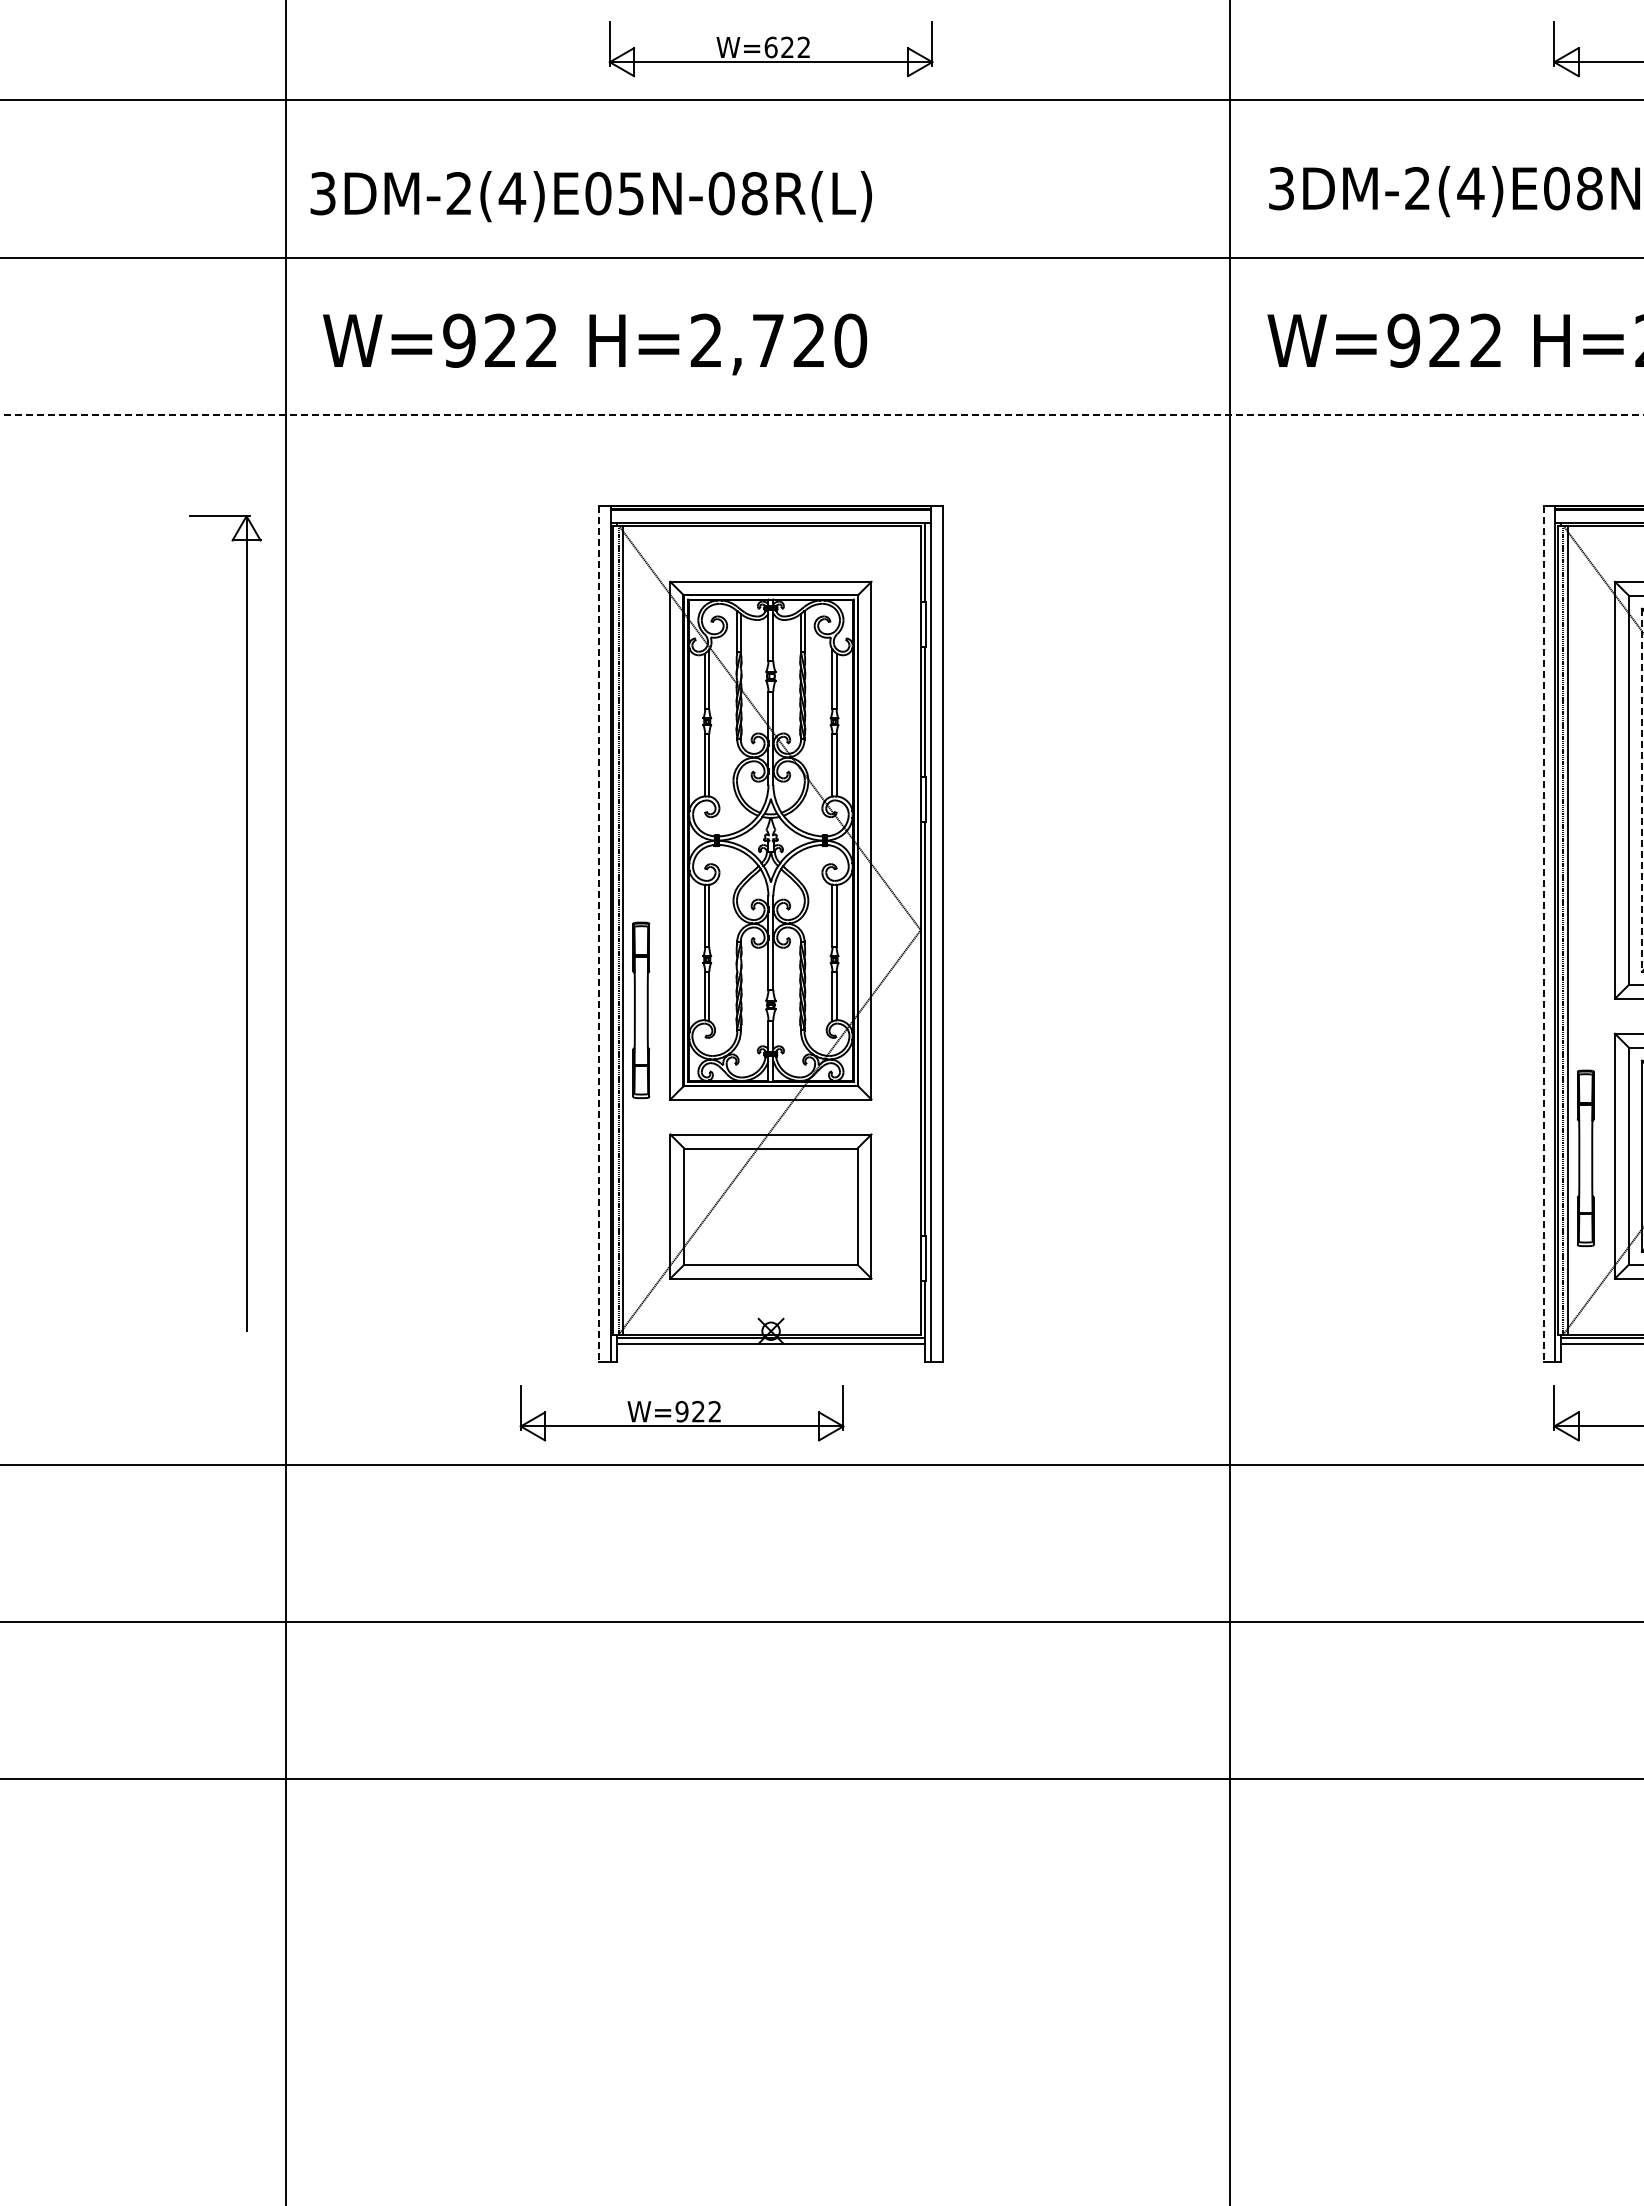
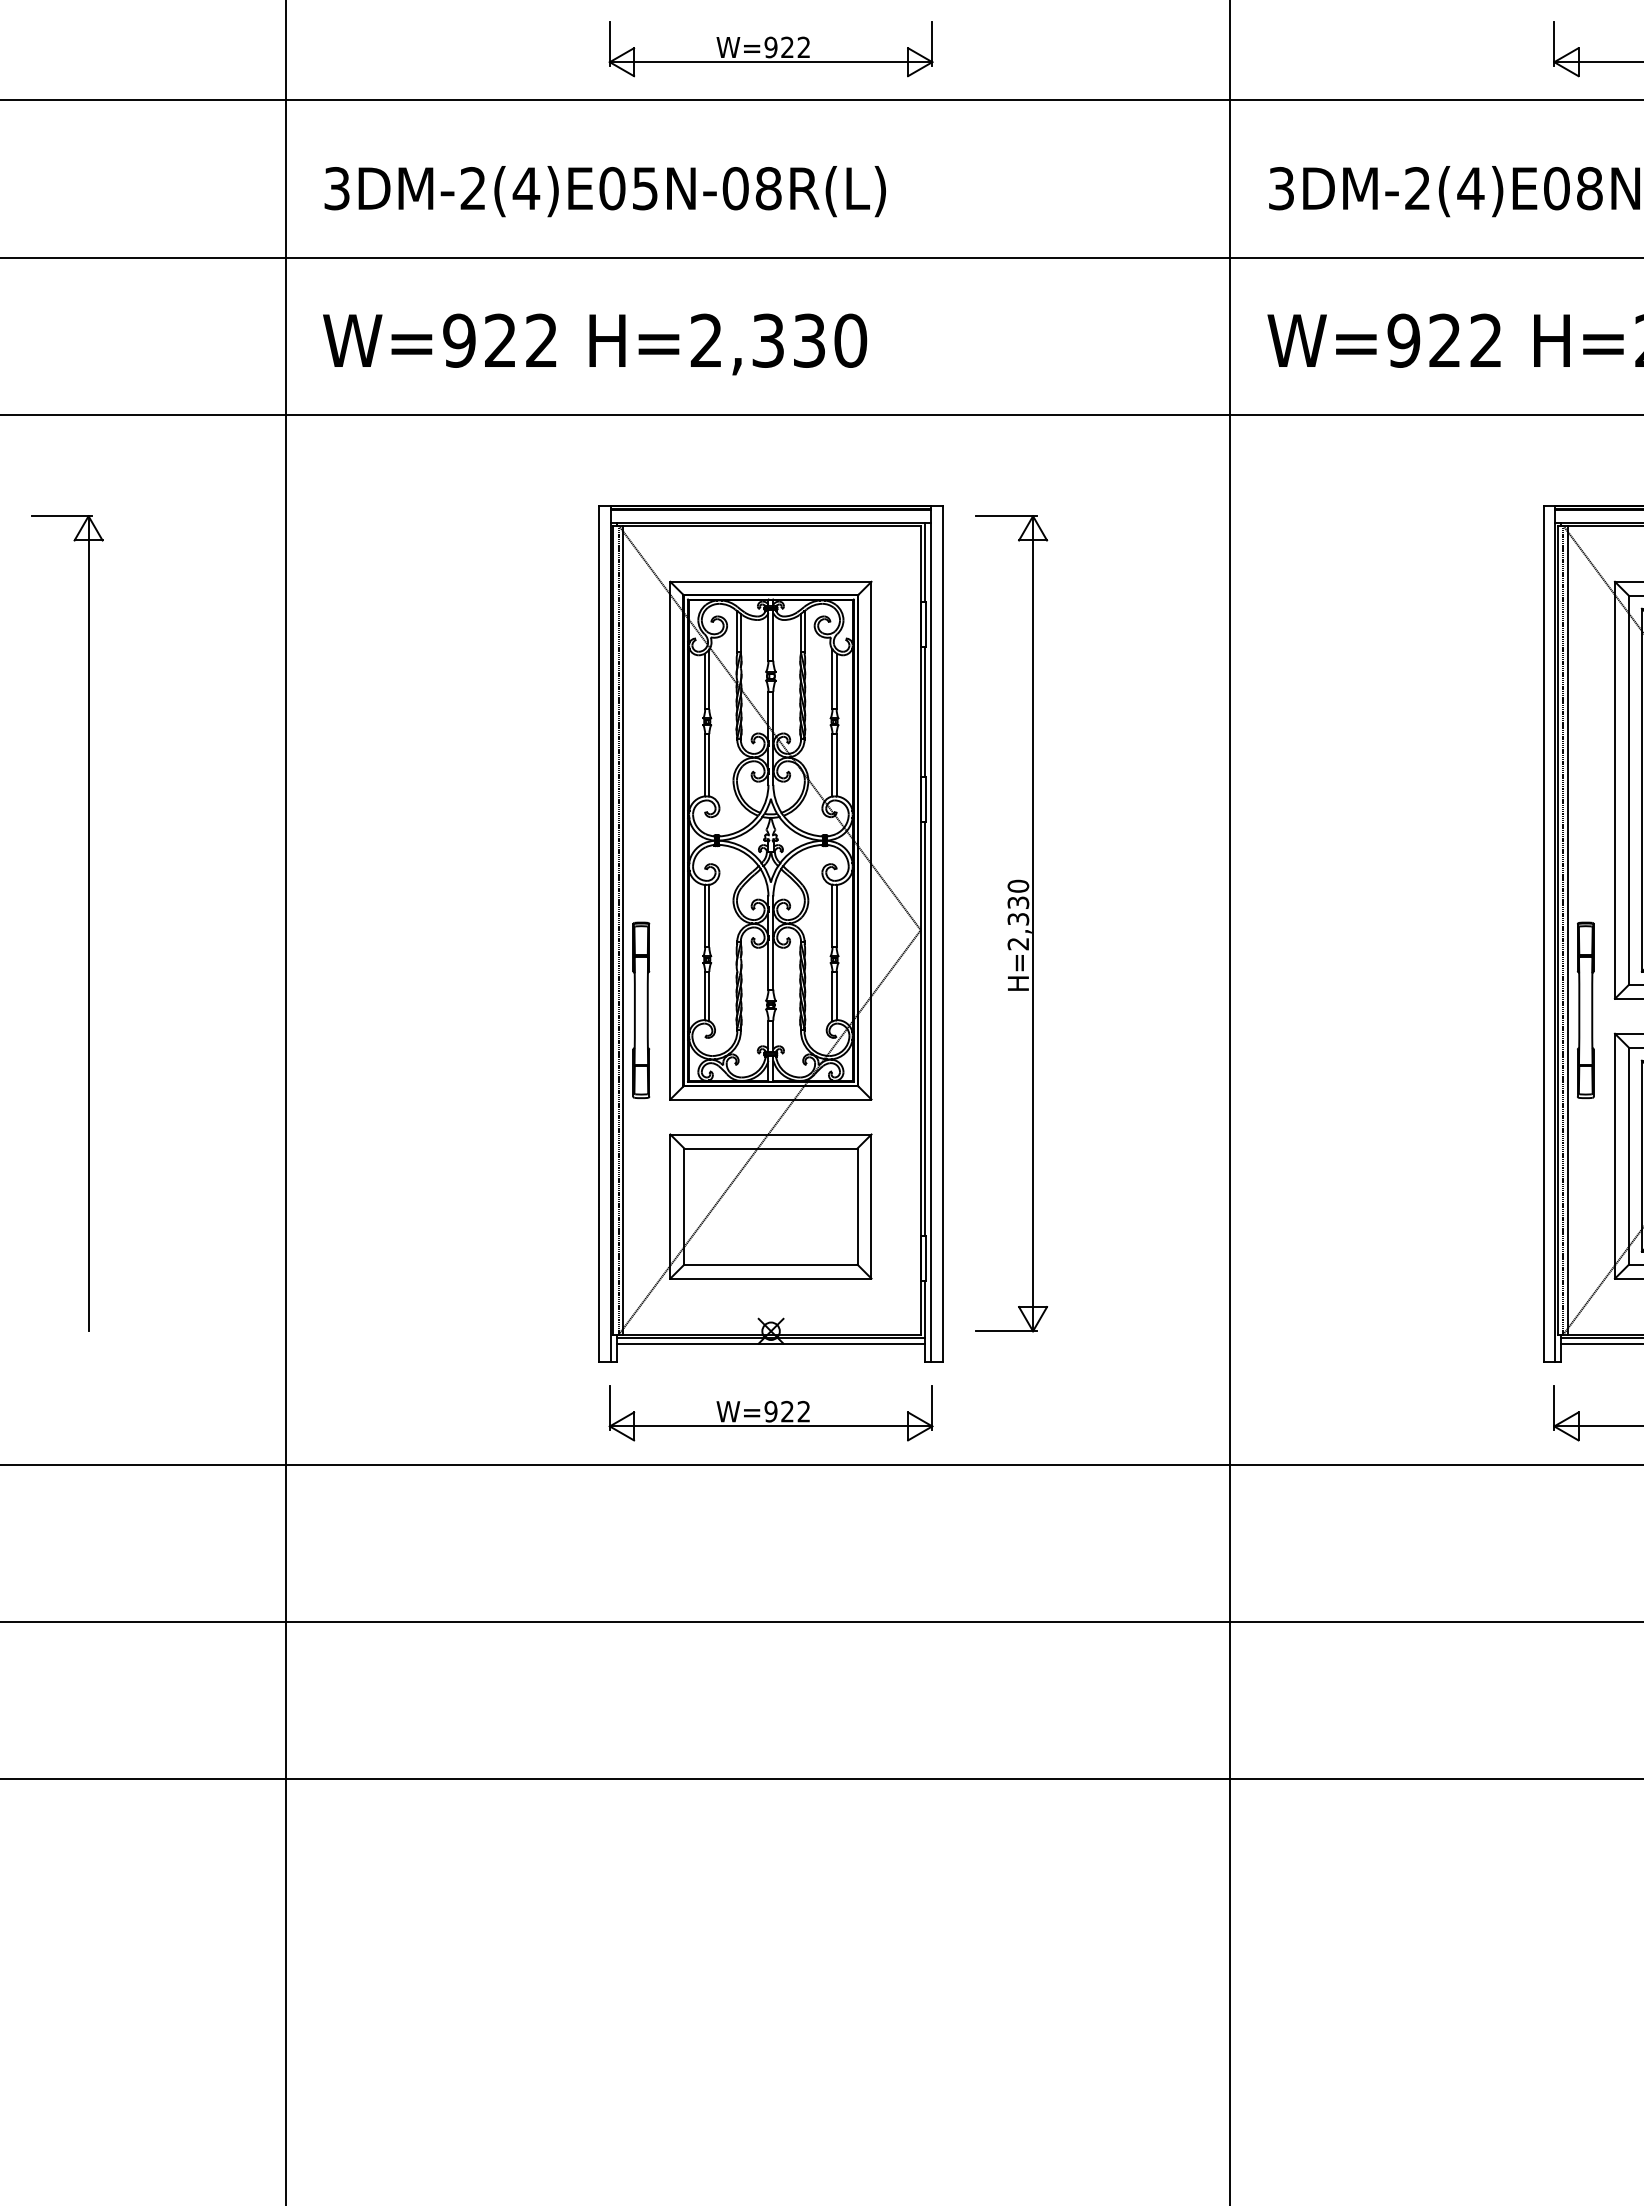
text: W=622 -> W=922 (770, 47)
text position: (590, 196) -> (604, 191) (604, 191)
text: H=2,720 -> H=2,330 (788, 340)
line: dashed -> solid (823, 415)
line: dashed -> solid (1641, 790)
part position: (246, 923) -> (88, 923) (88, 923)
part: none -> present (1011, 923)
line: dashed -> solid (599, 934)
line: dashed -> solid (1543, 934)
part position: (1585, 1157) -> (1585, 1009) (1585, 1009)
part position: (681, 1413) -> (770, 1413) (770, 1413)
